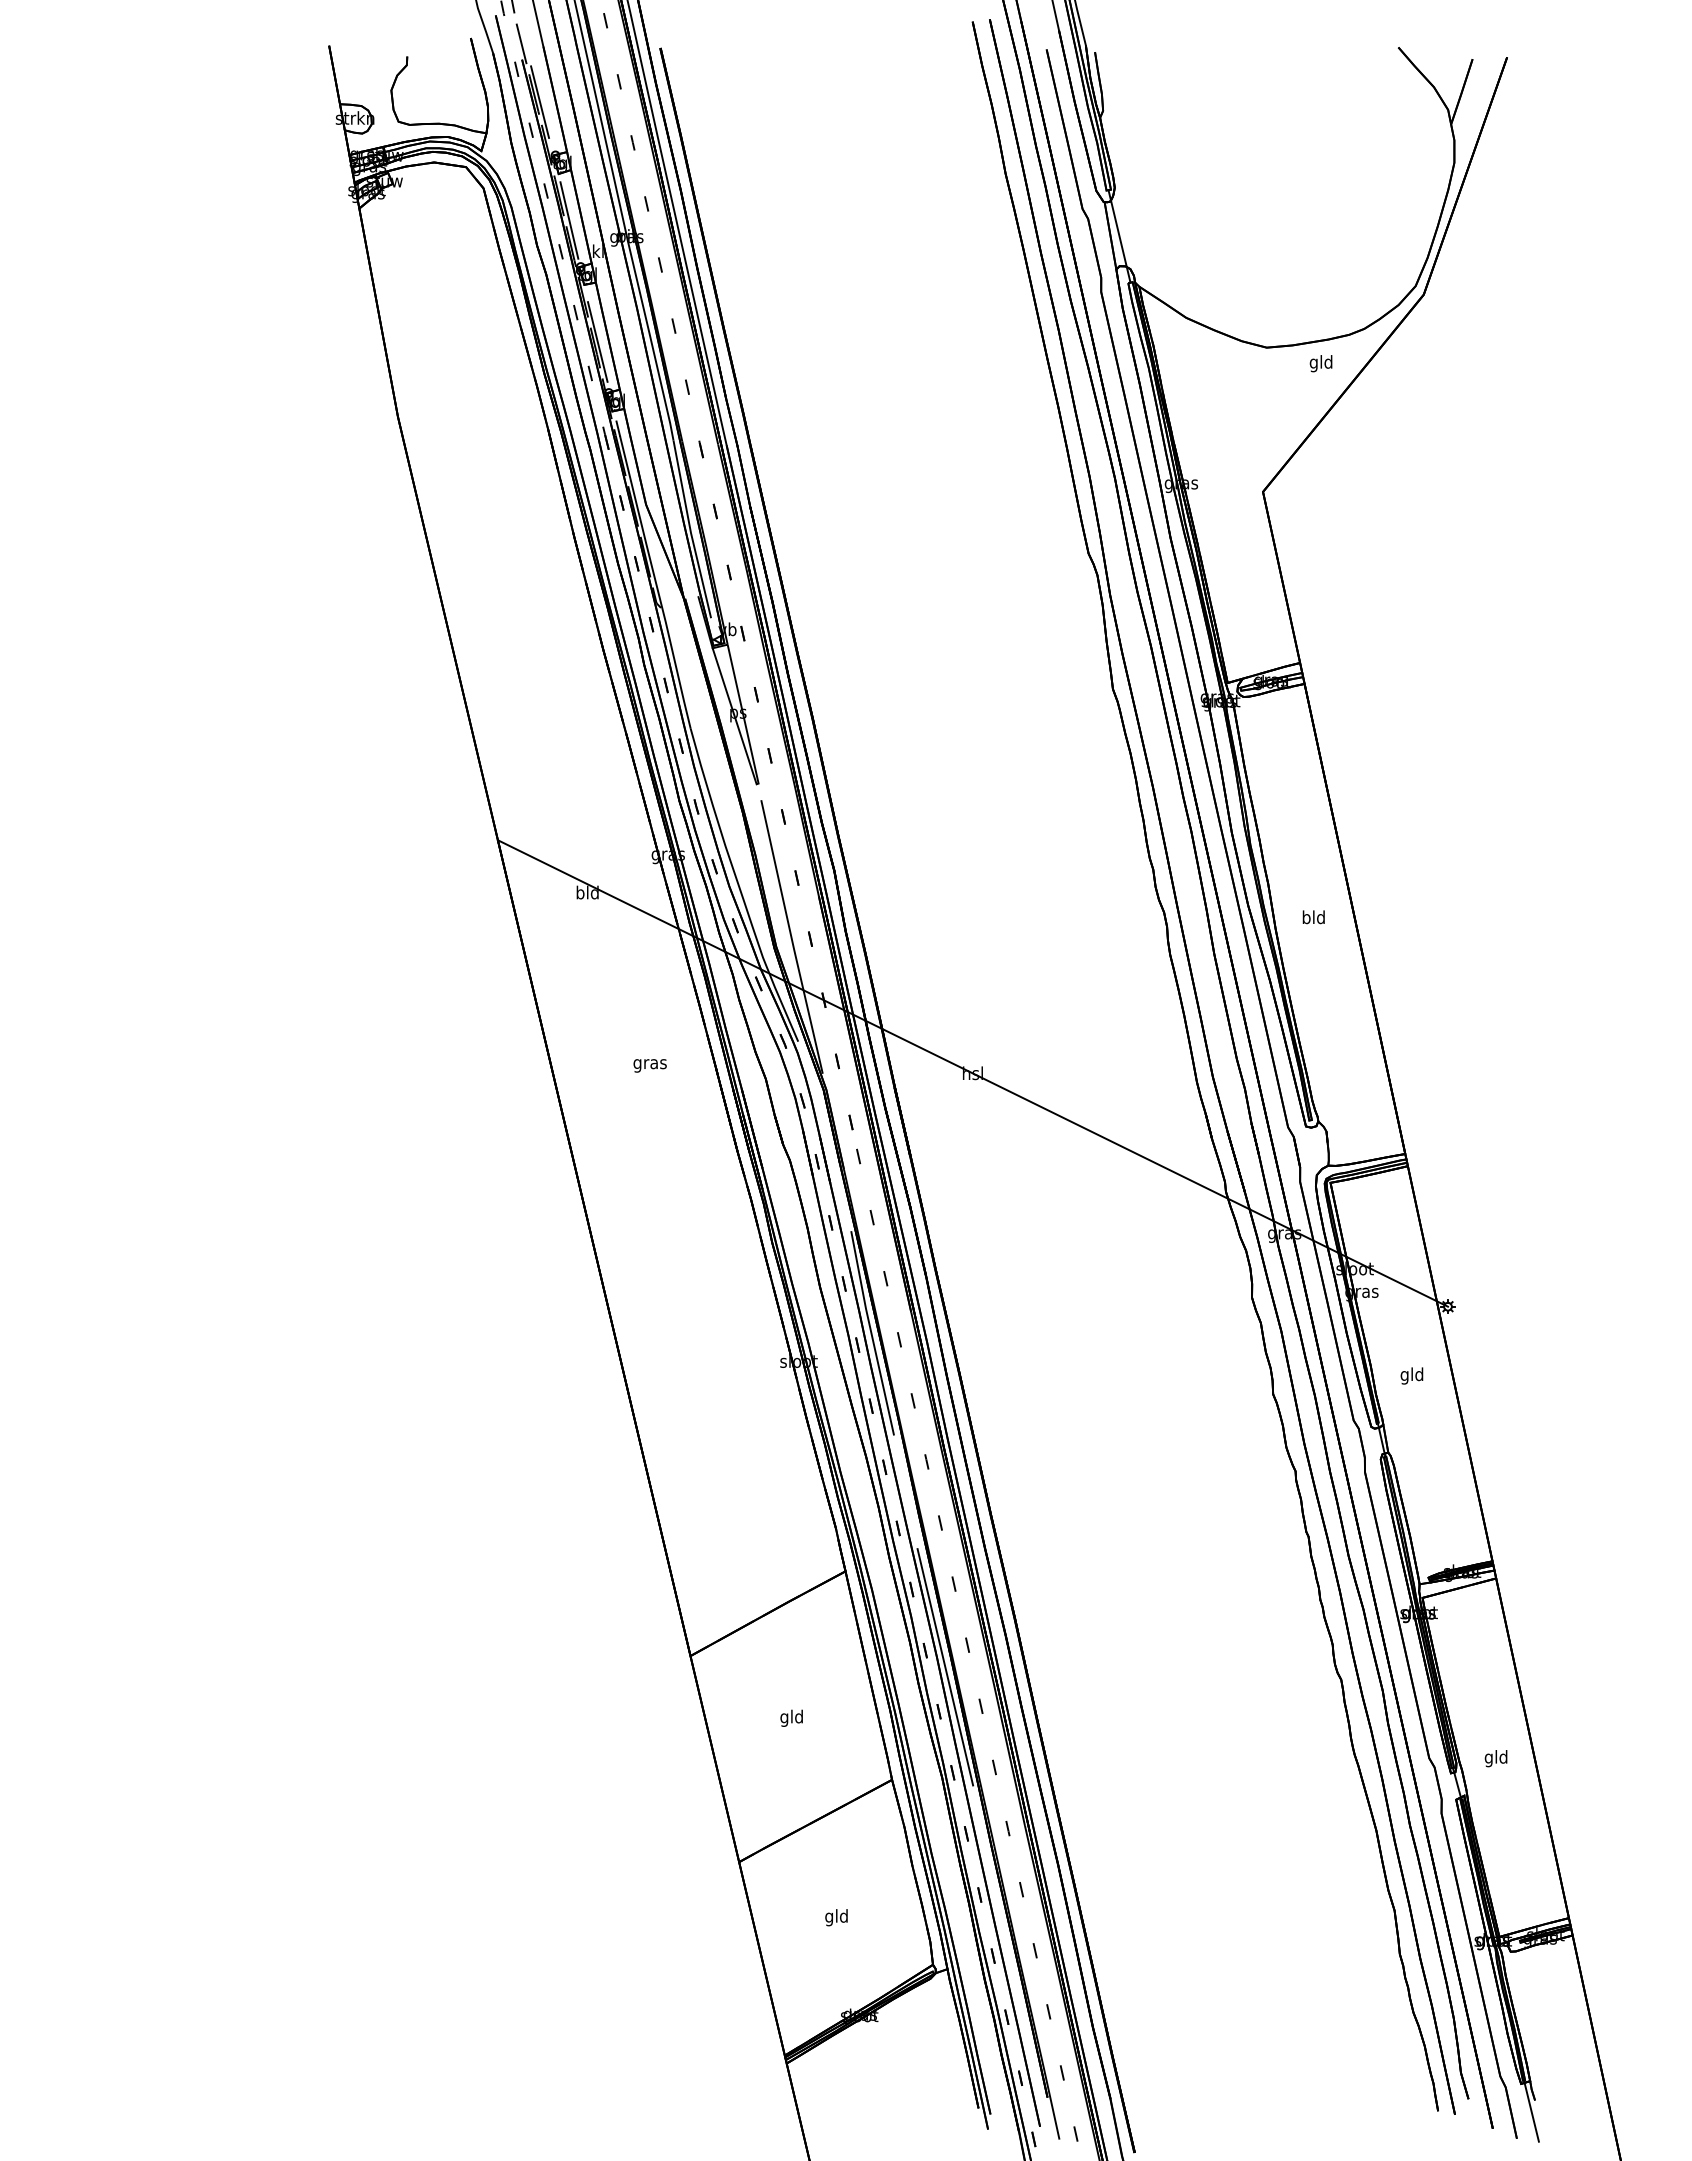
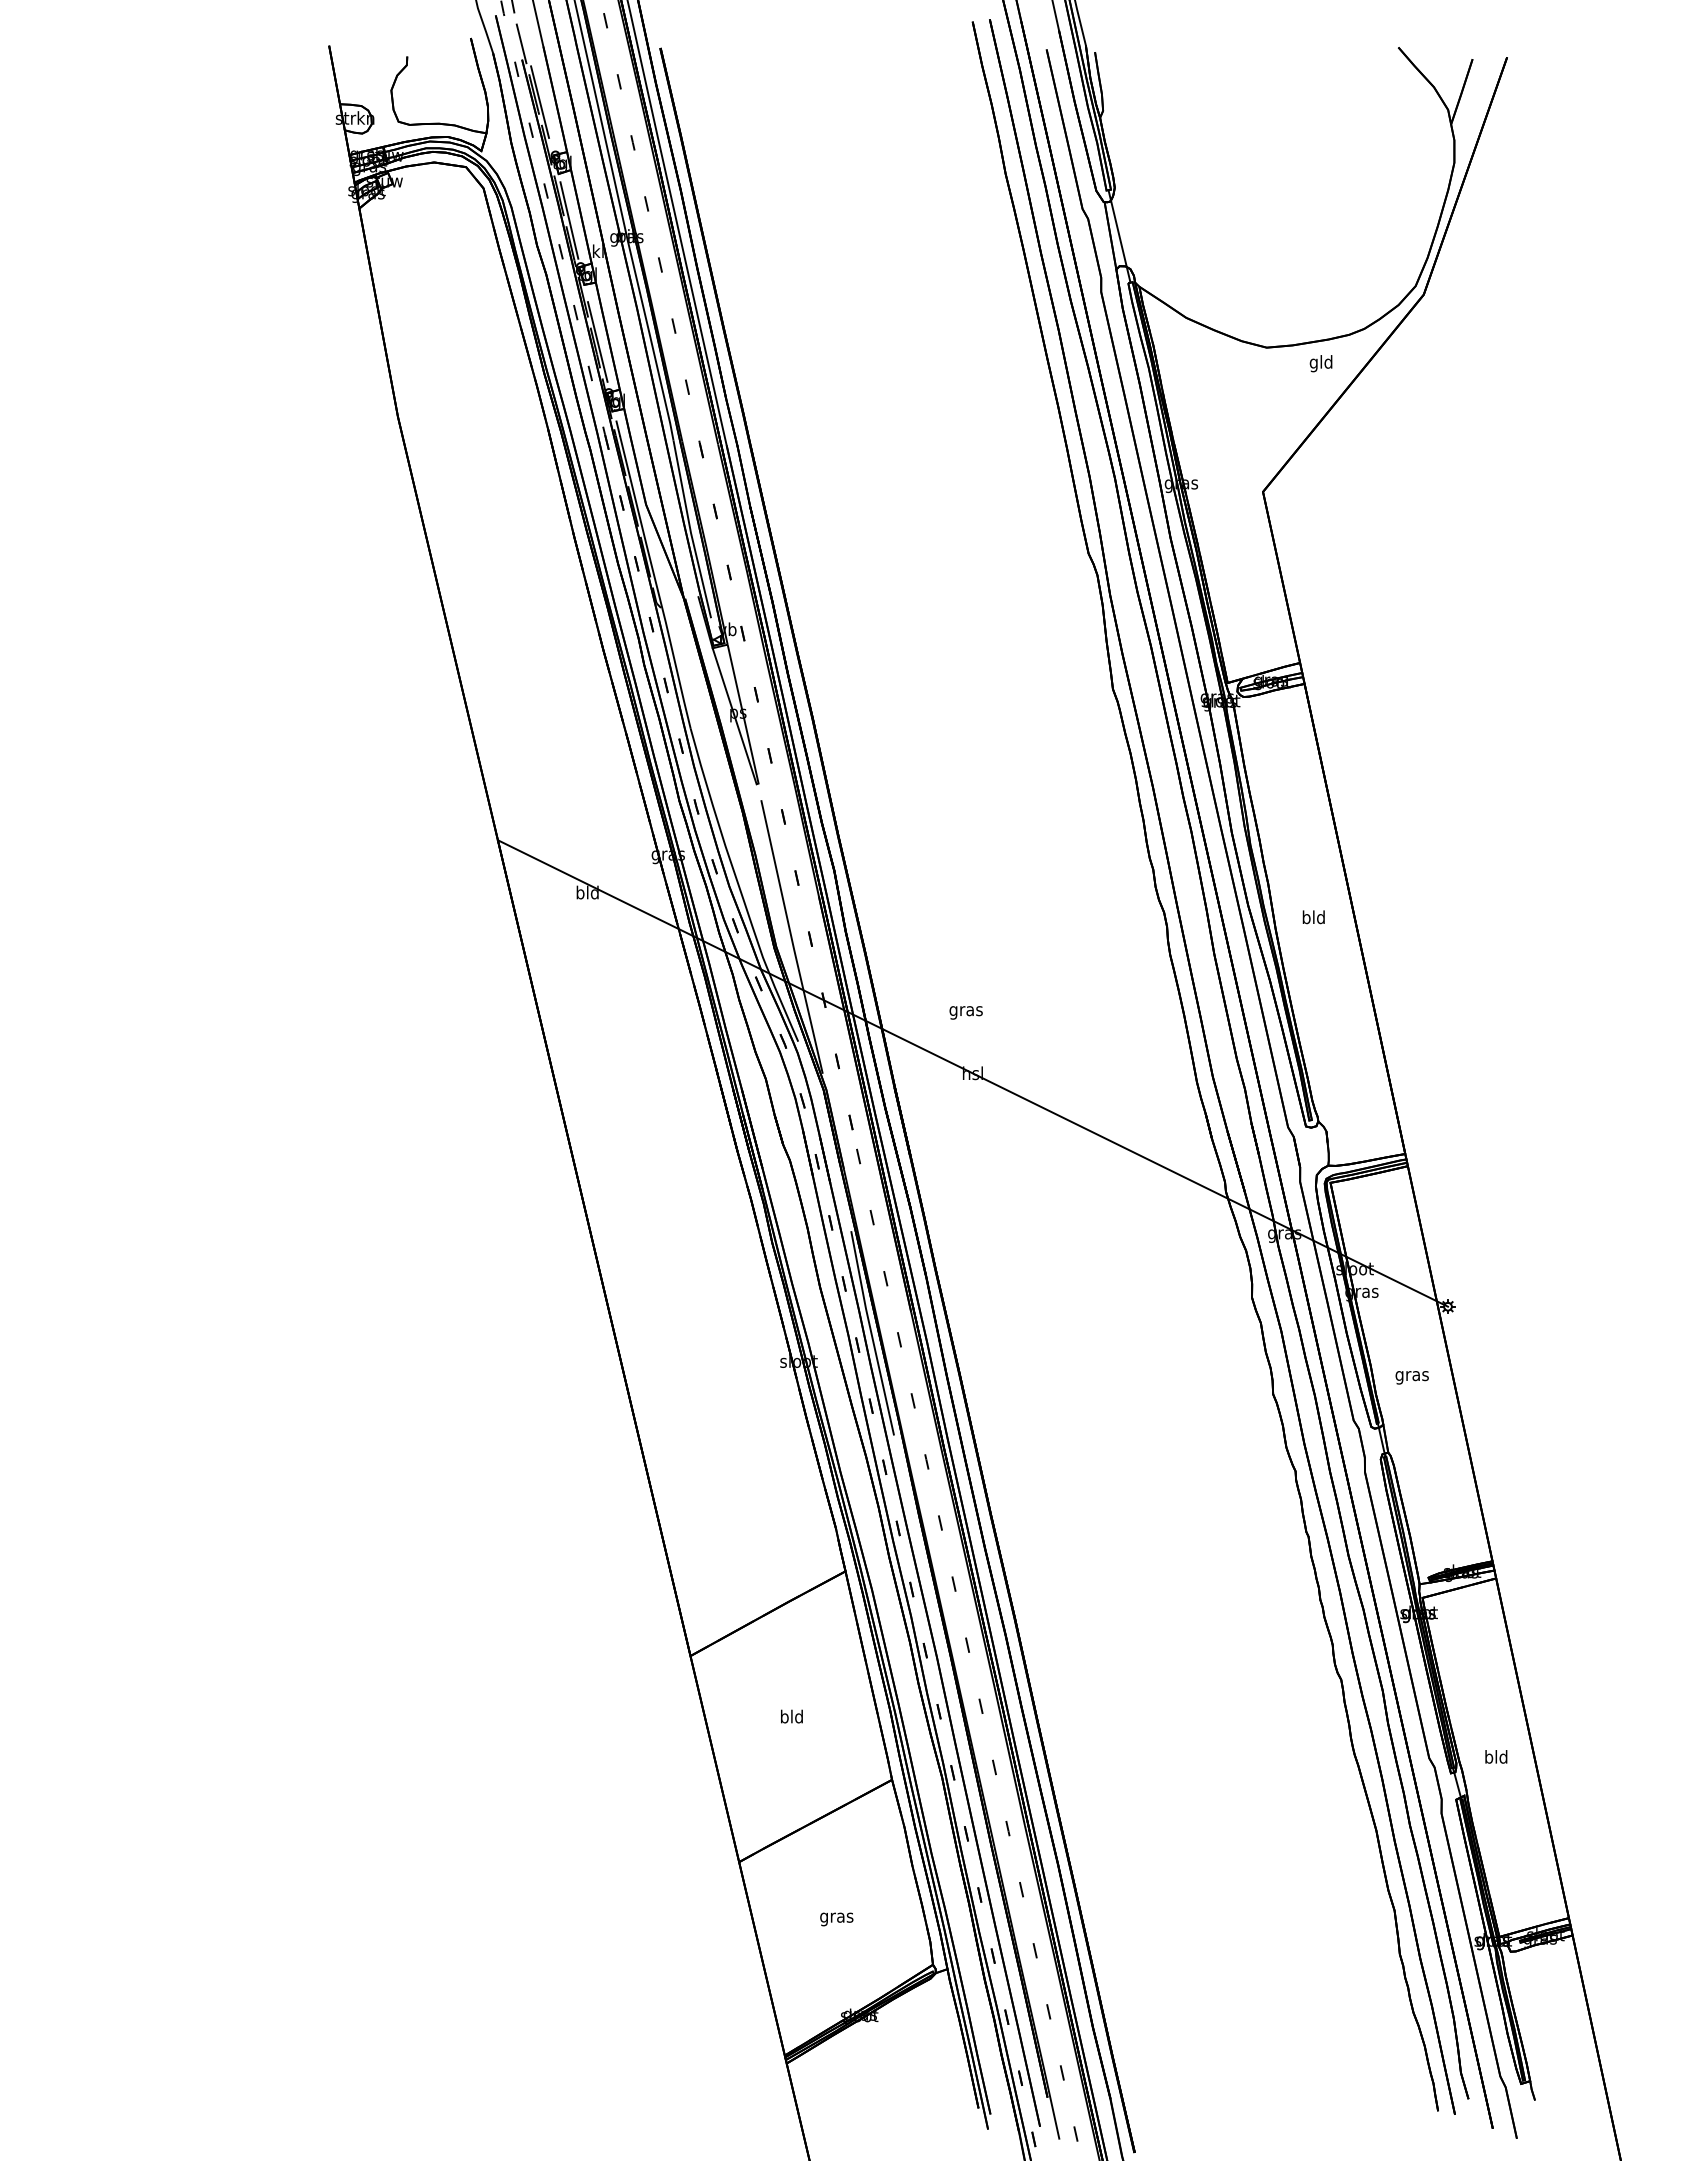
text position: (649, 1065) -> (965, 1012) (965, 1012)
text: gld -> gras (1411, 1375)
line: present -> none (945, 1667)
text: gld -> bld (784, 1717)
text: gld -> bld (1488, 1758)
text: gld -> gras (836, 1917)
line: present -> none (1531, 2110)
